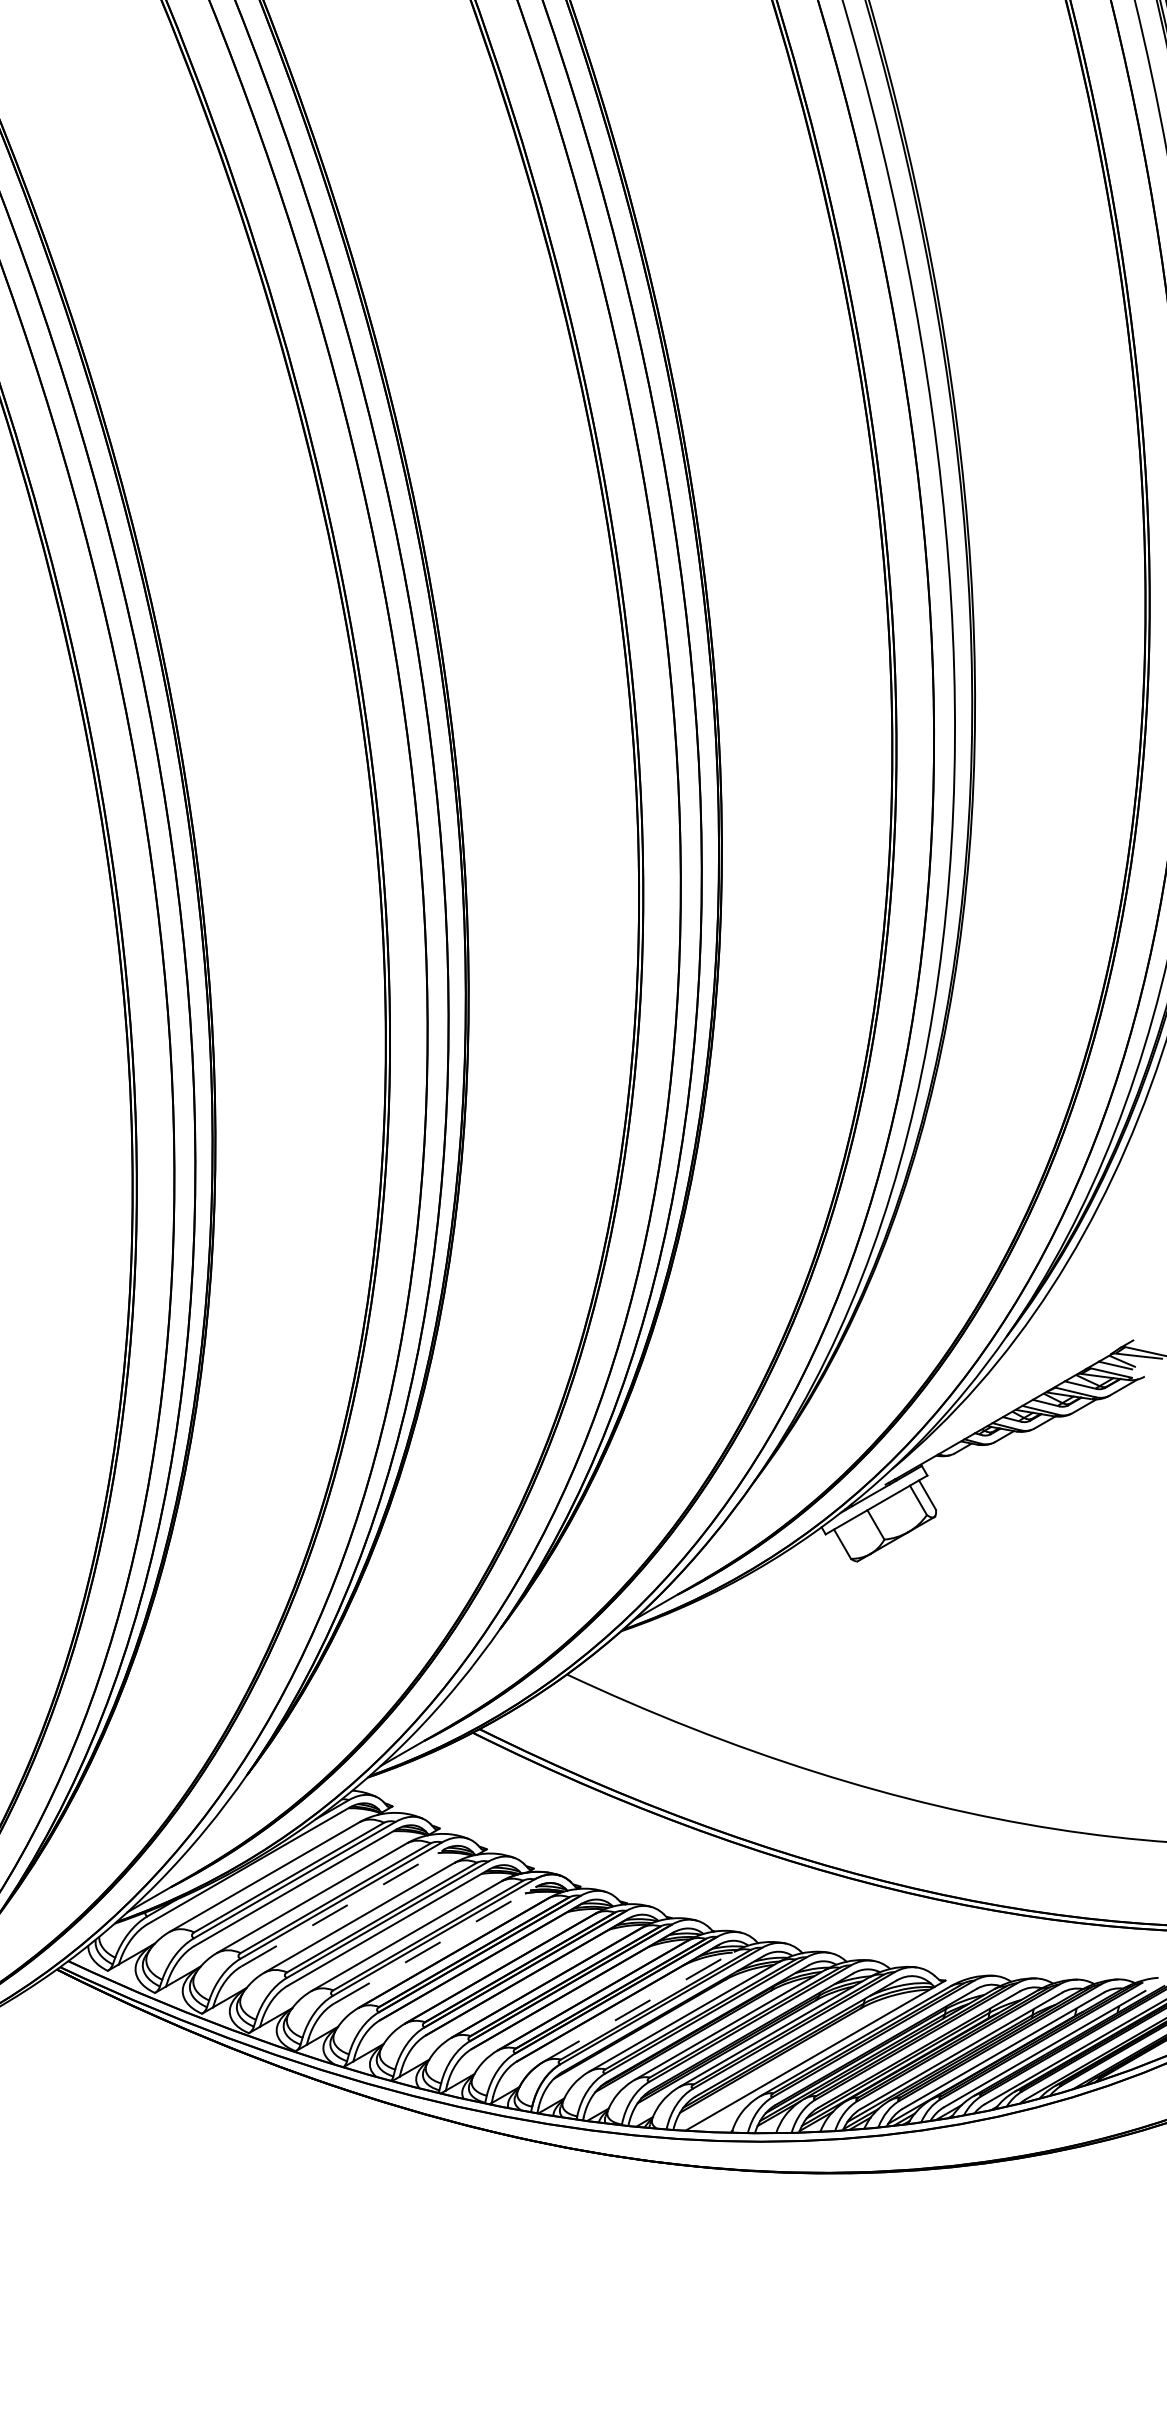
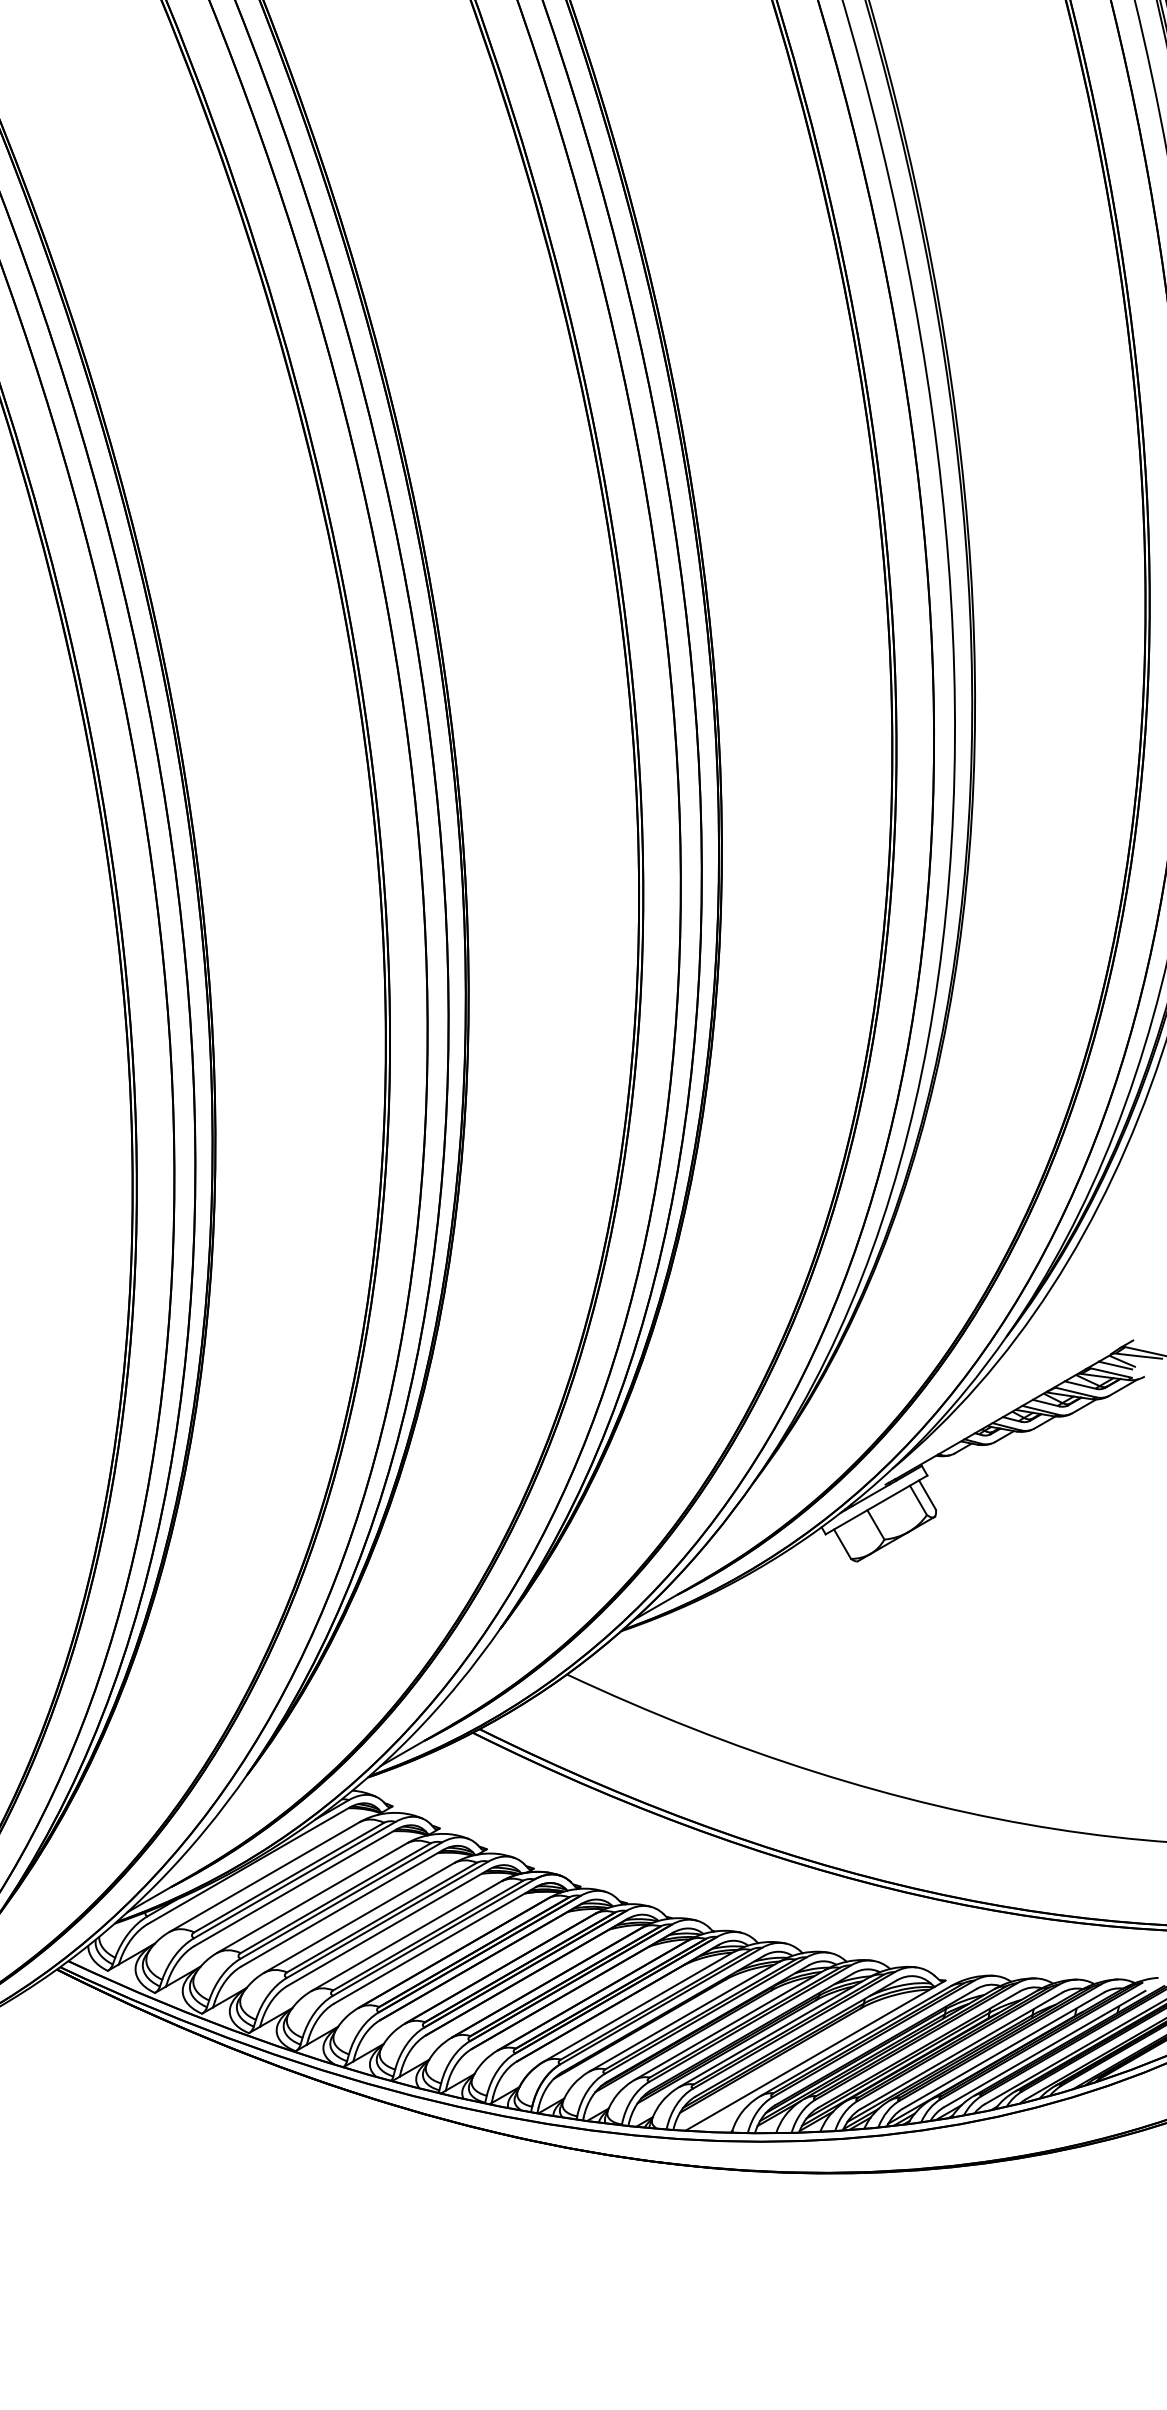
line: dashed -> solid (342, 1908)
line: dashed -> solid (435, 1945)
line: dashed -> solid (639, 2006)
